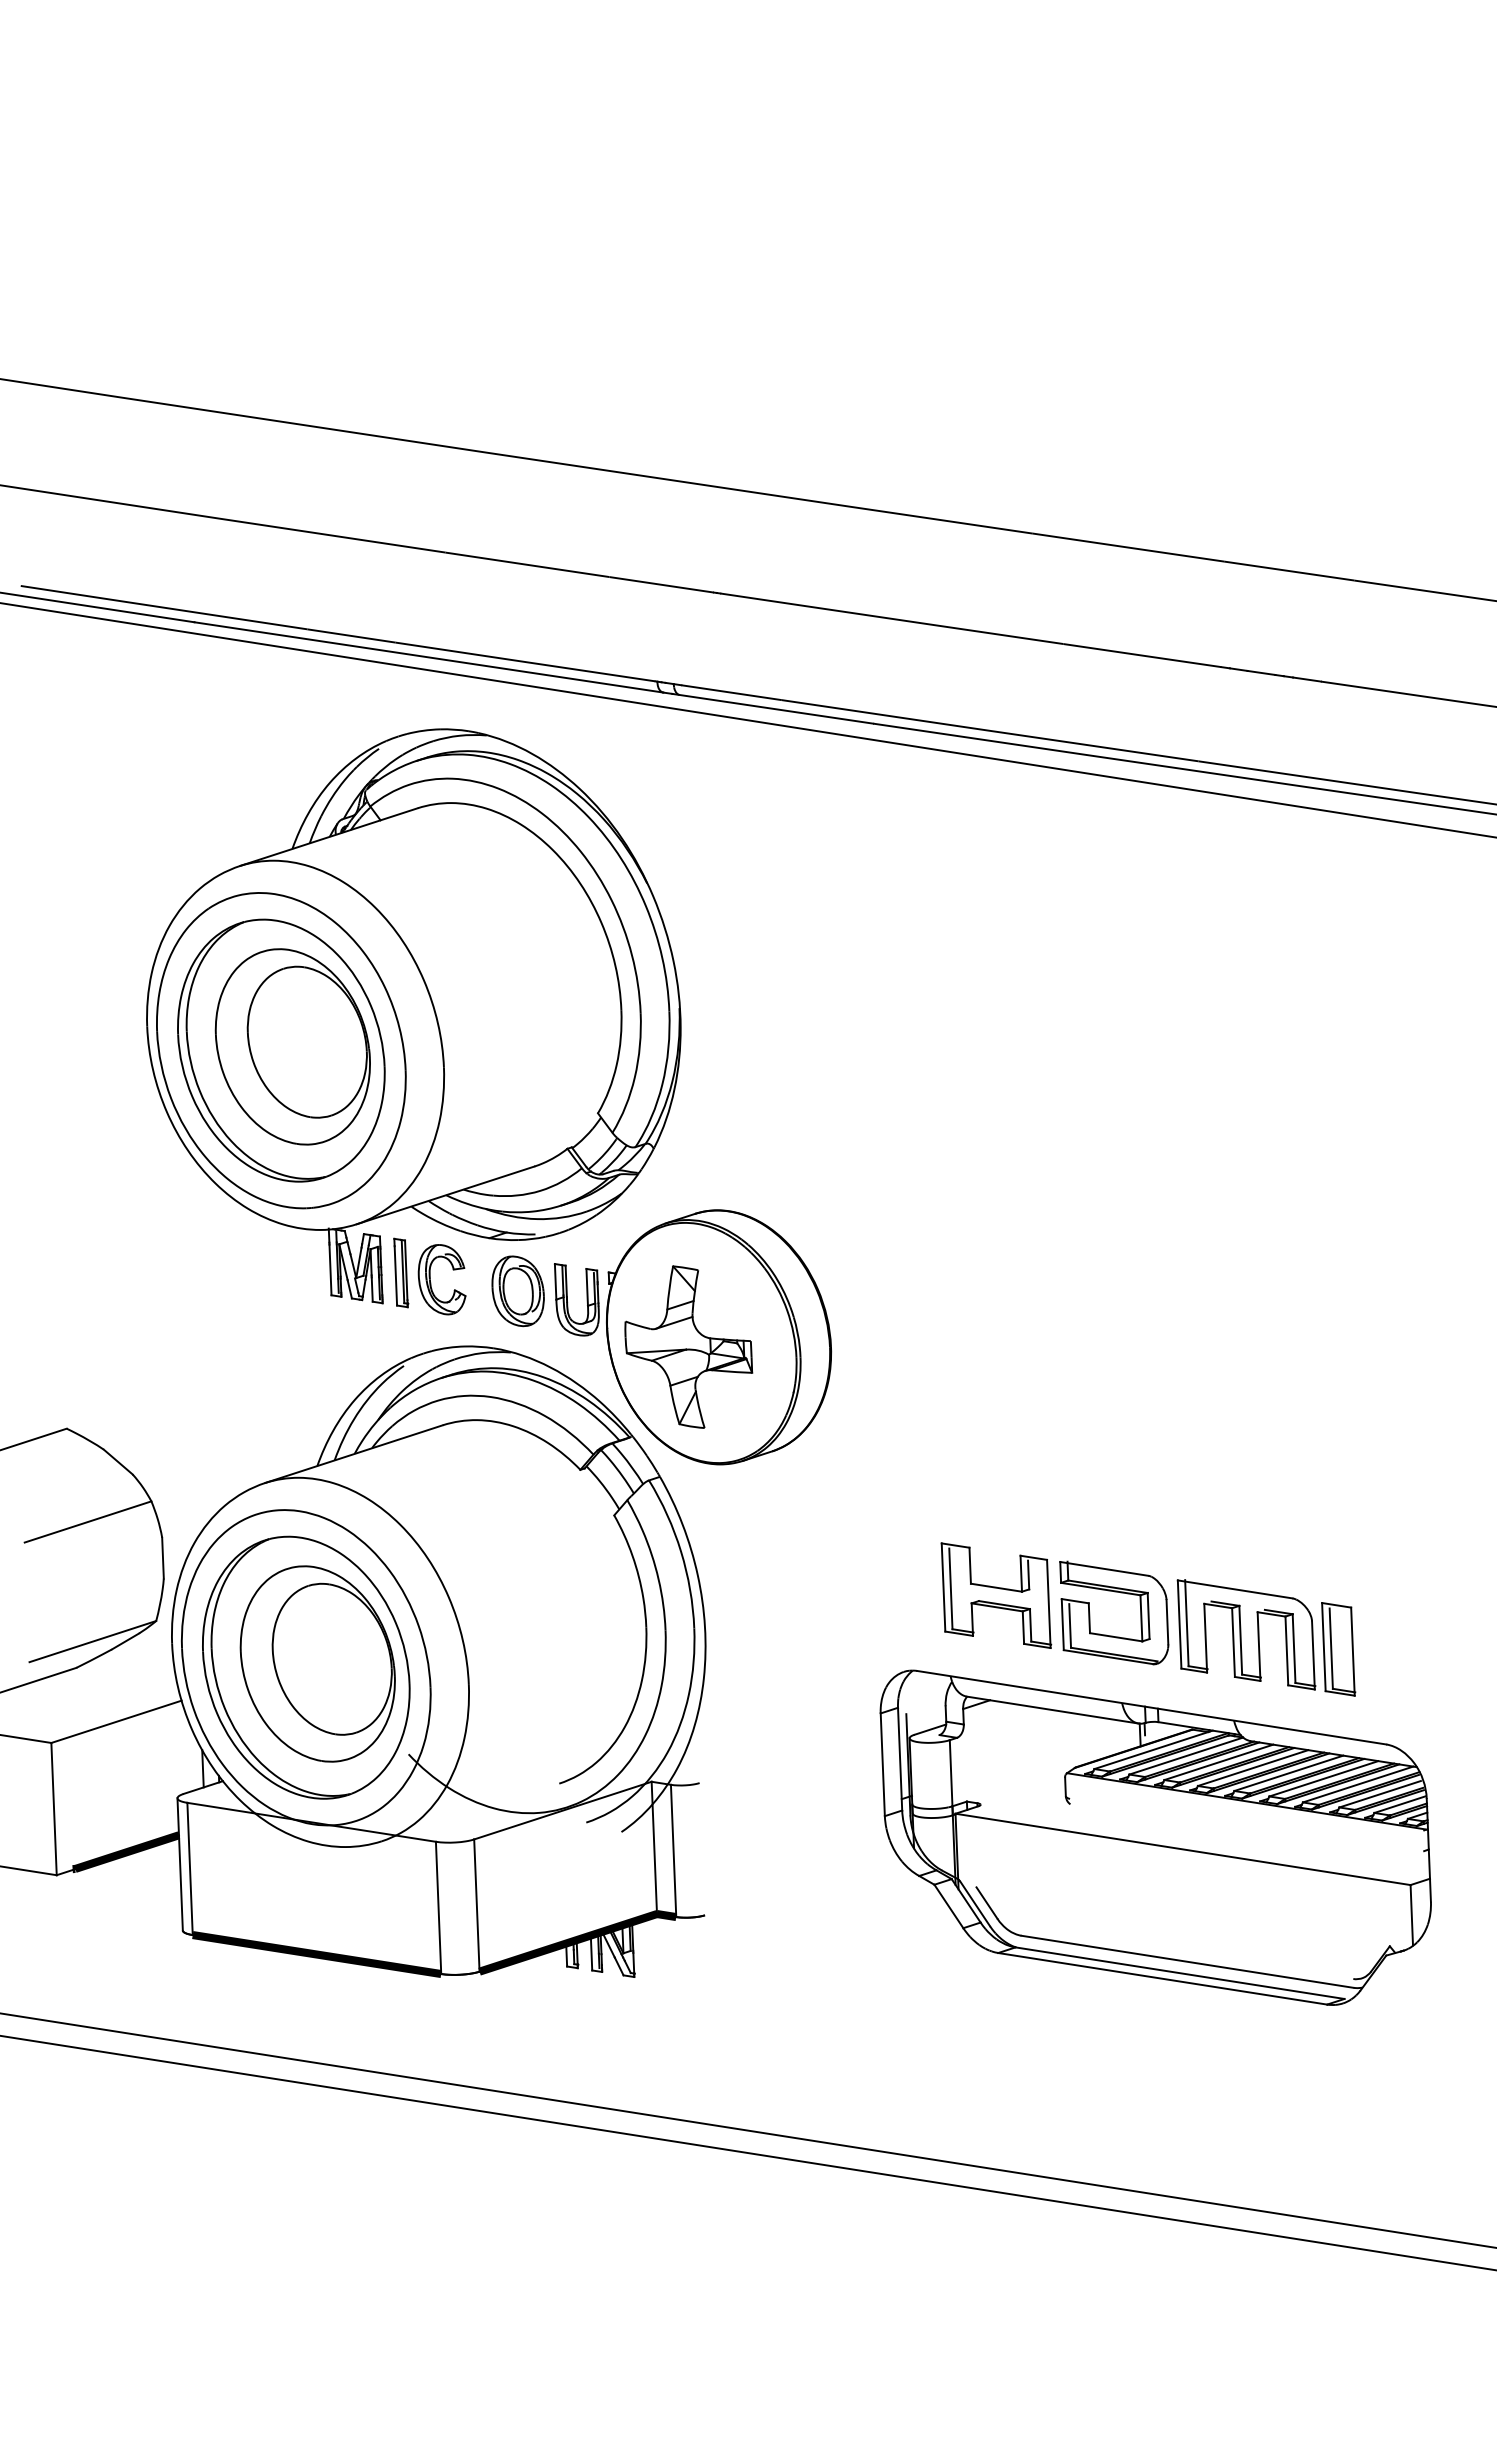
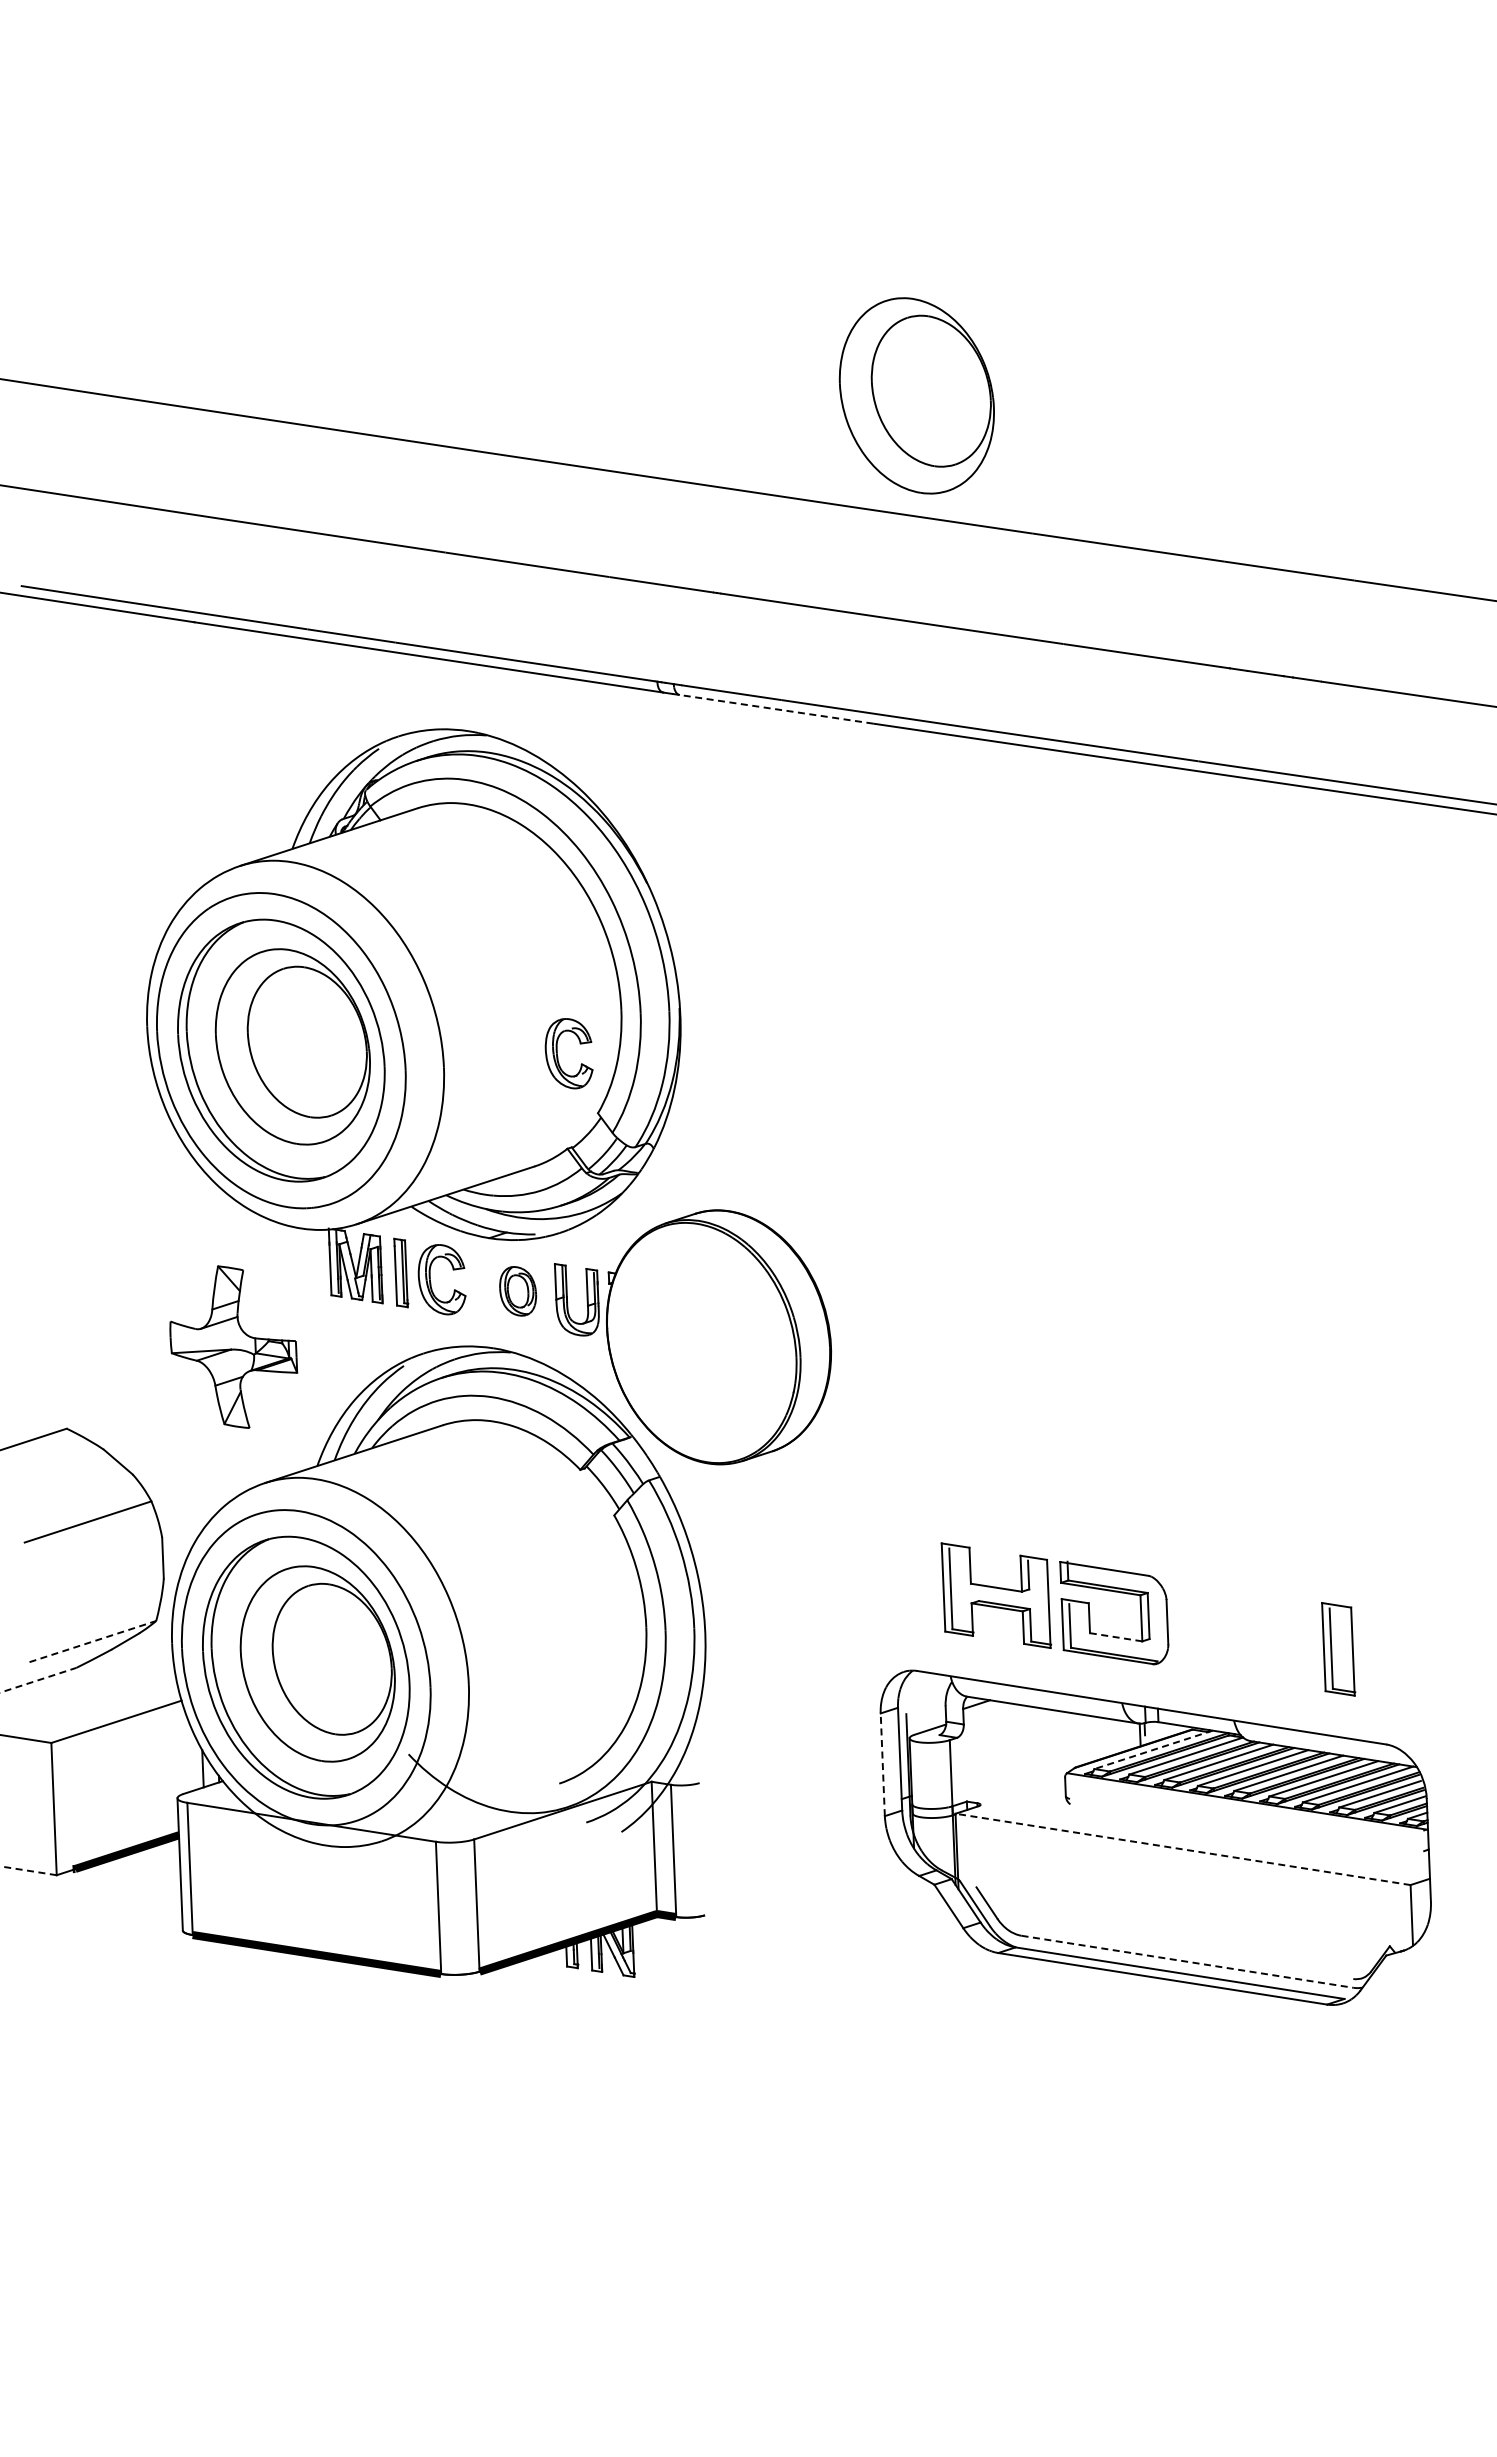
part: none -> present (916, 395)
line: solid -> dashed (772, 708)
line: present -> none (747, 720)
part: none -> present (558, 1056)
part size: 54x73 px -> 39x51 px (518, 1291)
part position: (688, 1346) -> (233, 1346) (233, 1346)
part: present -> none (1246, 1634)
line: solid -> dashed (1115, 1637)
line: solid -> dashed (92, 1641)
line: solid -> dashed (38, 1680)
line: solid -> dashed (1153, 1750)
line: solid -> dashed (882, 1764)
line: solid -> dashed (1182, 1849)
line: solid -> dashed (28, 1870)
line: solid -> dashed (1188, 1961)
line: present -> none (747, 2130)
line: present -> none (747, 2152)
